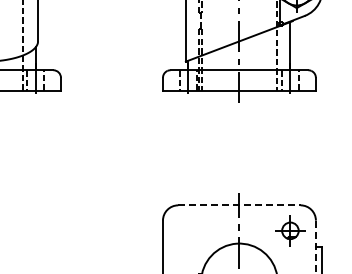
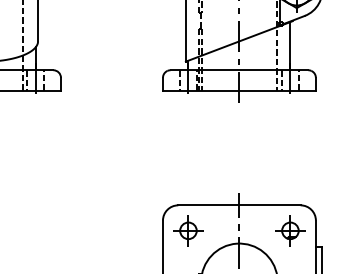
line: dashed -> solid (239, 205)
part: none -> present (188, 230)
line: dashed -> solid (315, 247)
